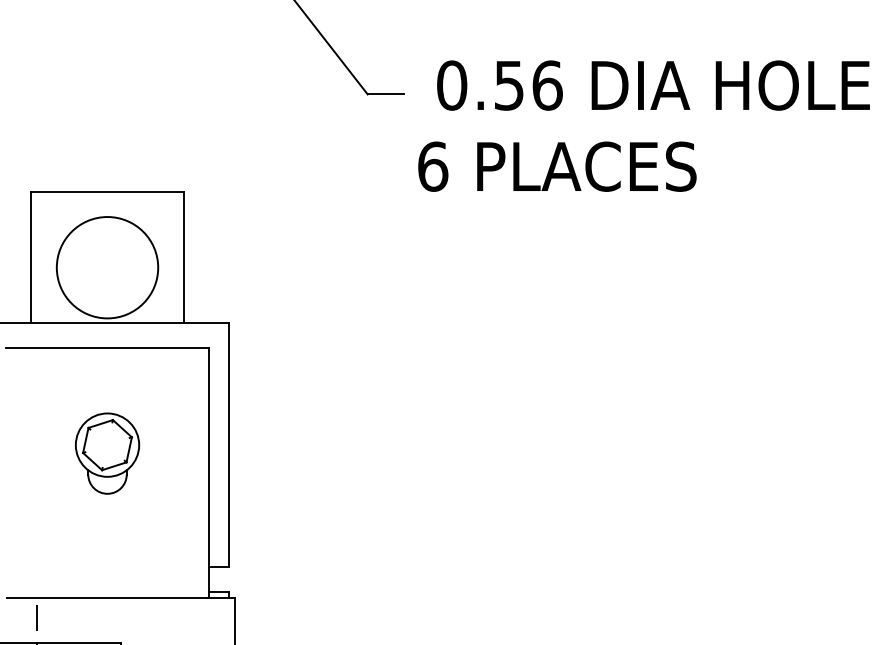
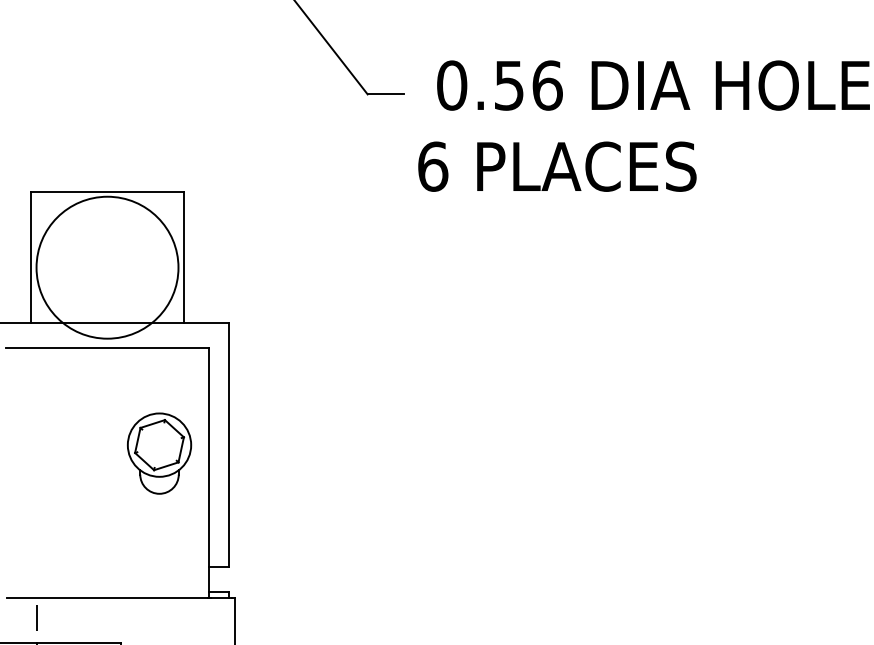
circle diameter: 101 px -> 142 px (107, 267)
part position: (107, 453) -> (159, 453) (159, 453)
